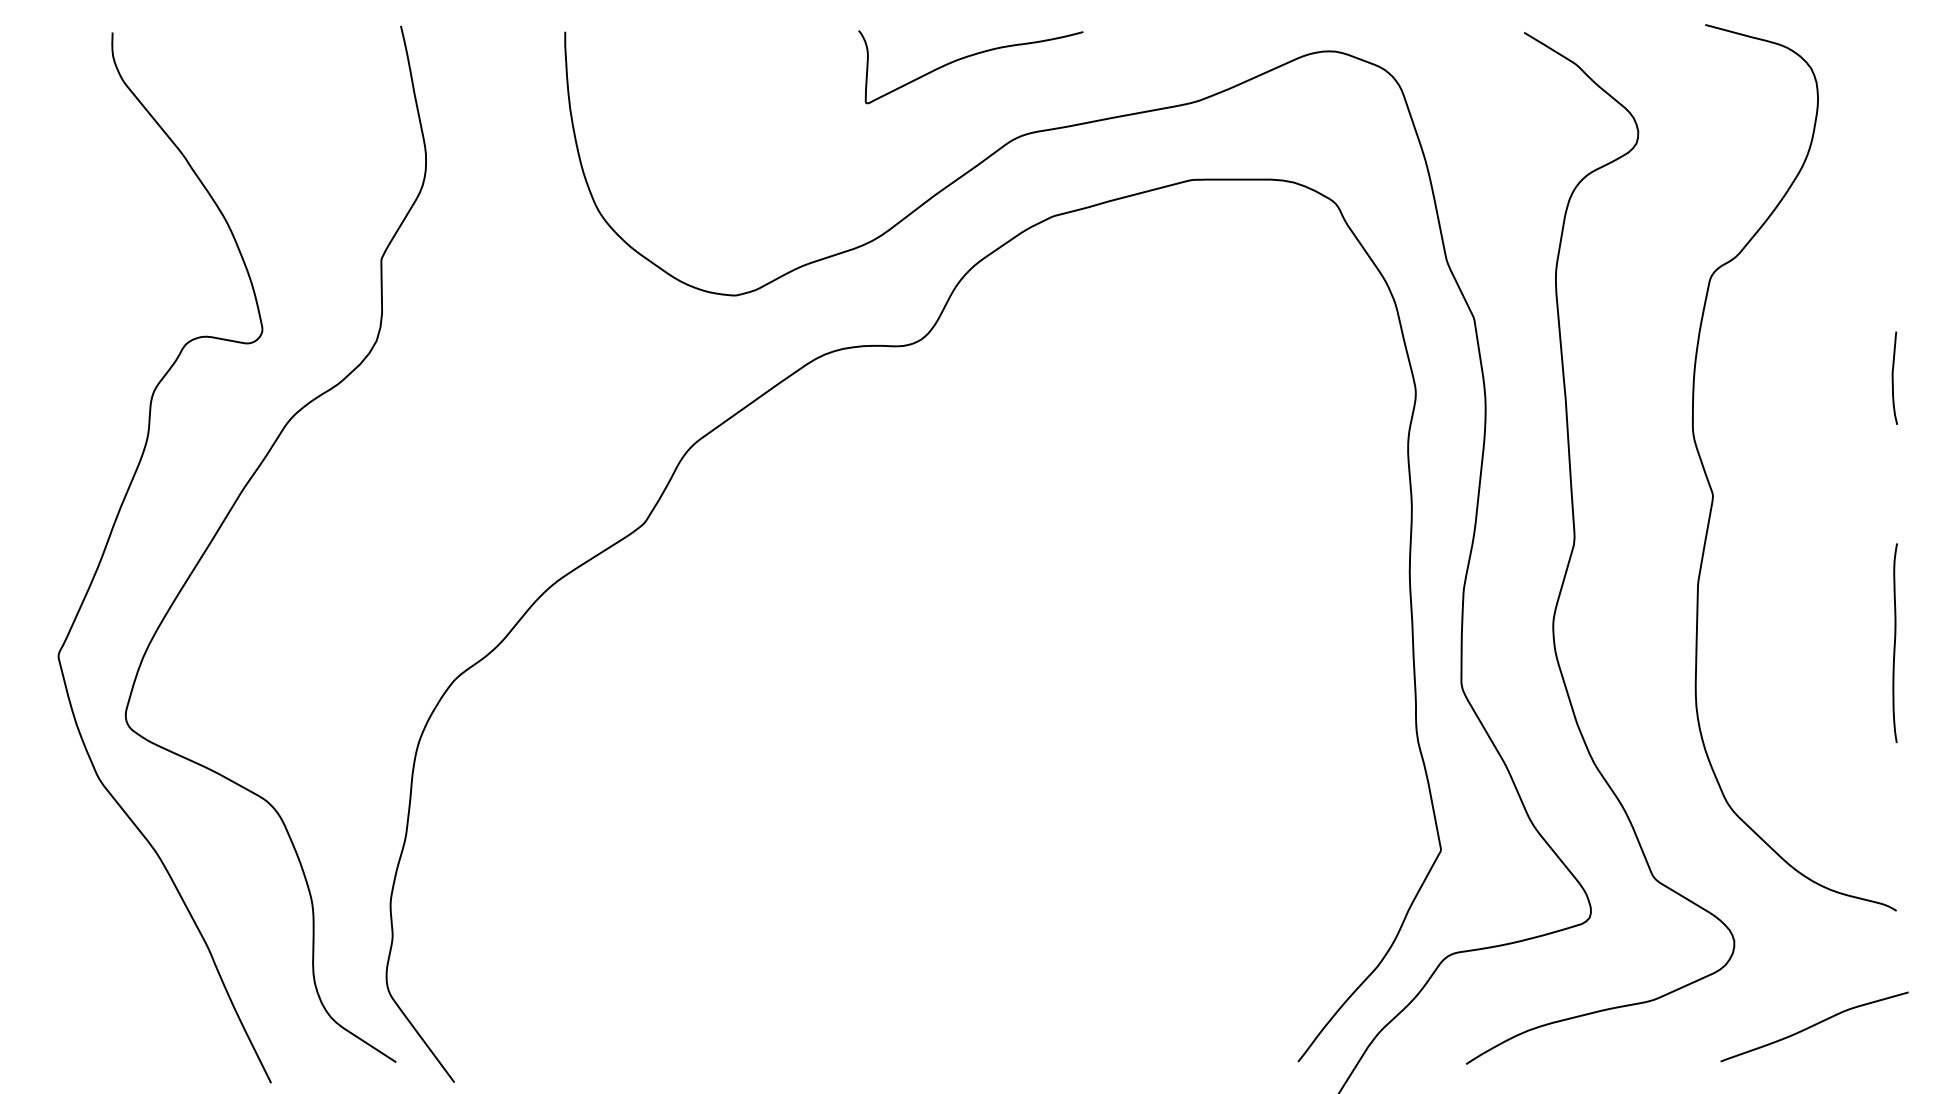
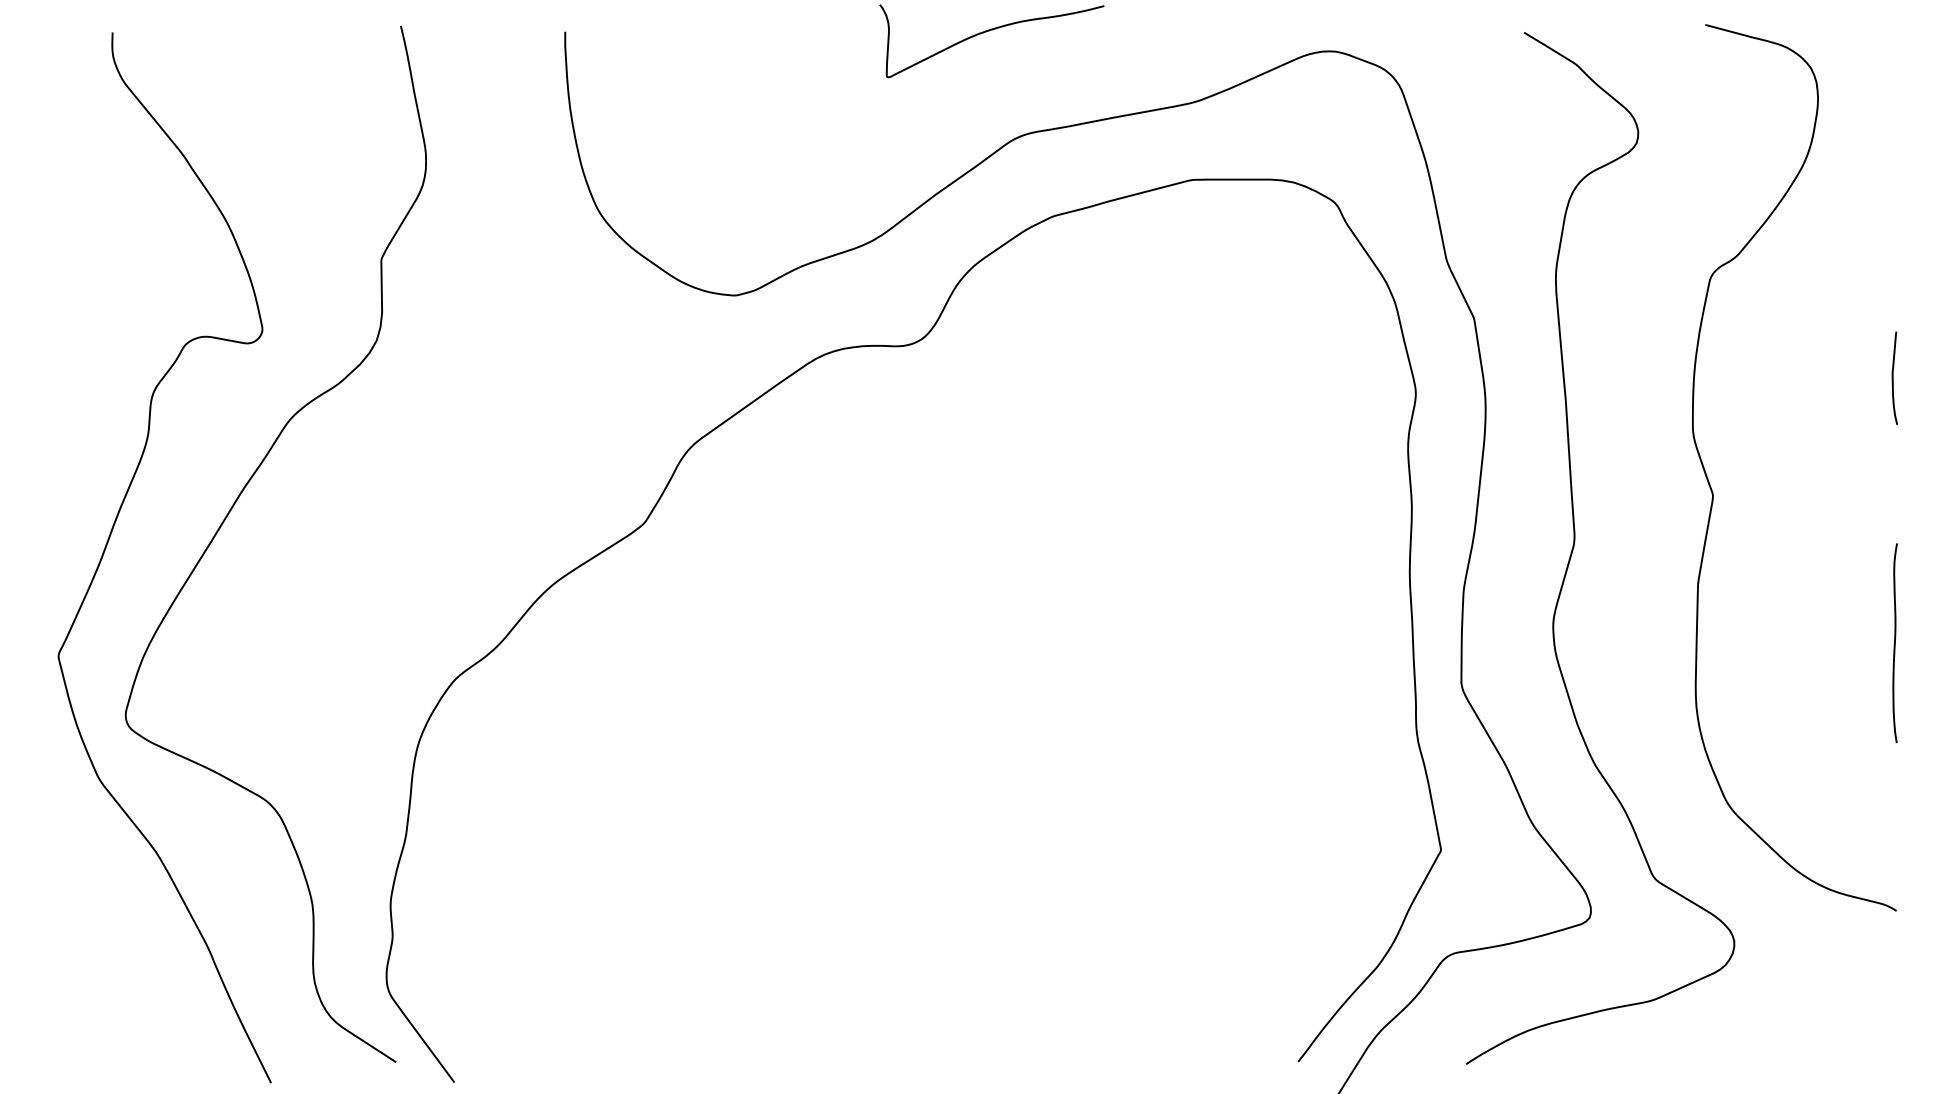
curve position: (968, 57) -> (989, 31) (989, 31)
curve: present -> none (1814, 1026)
